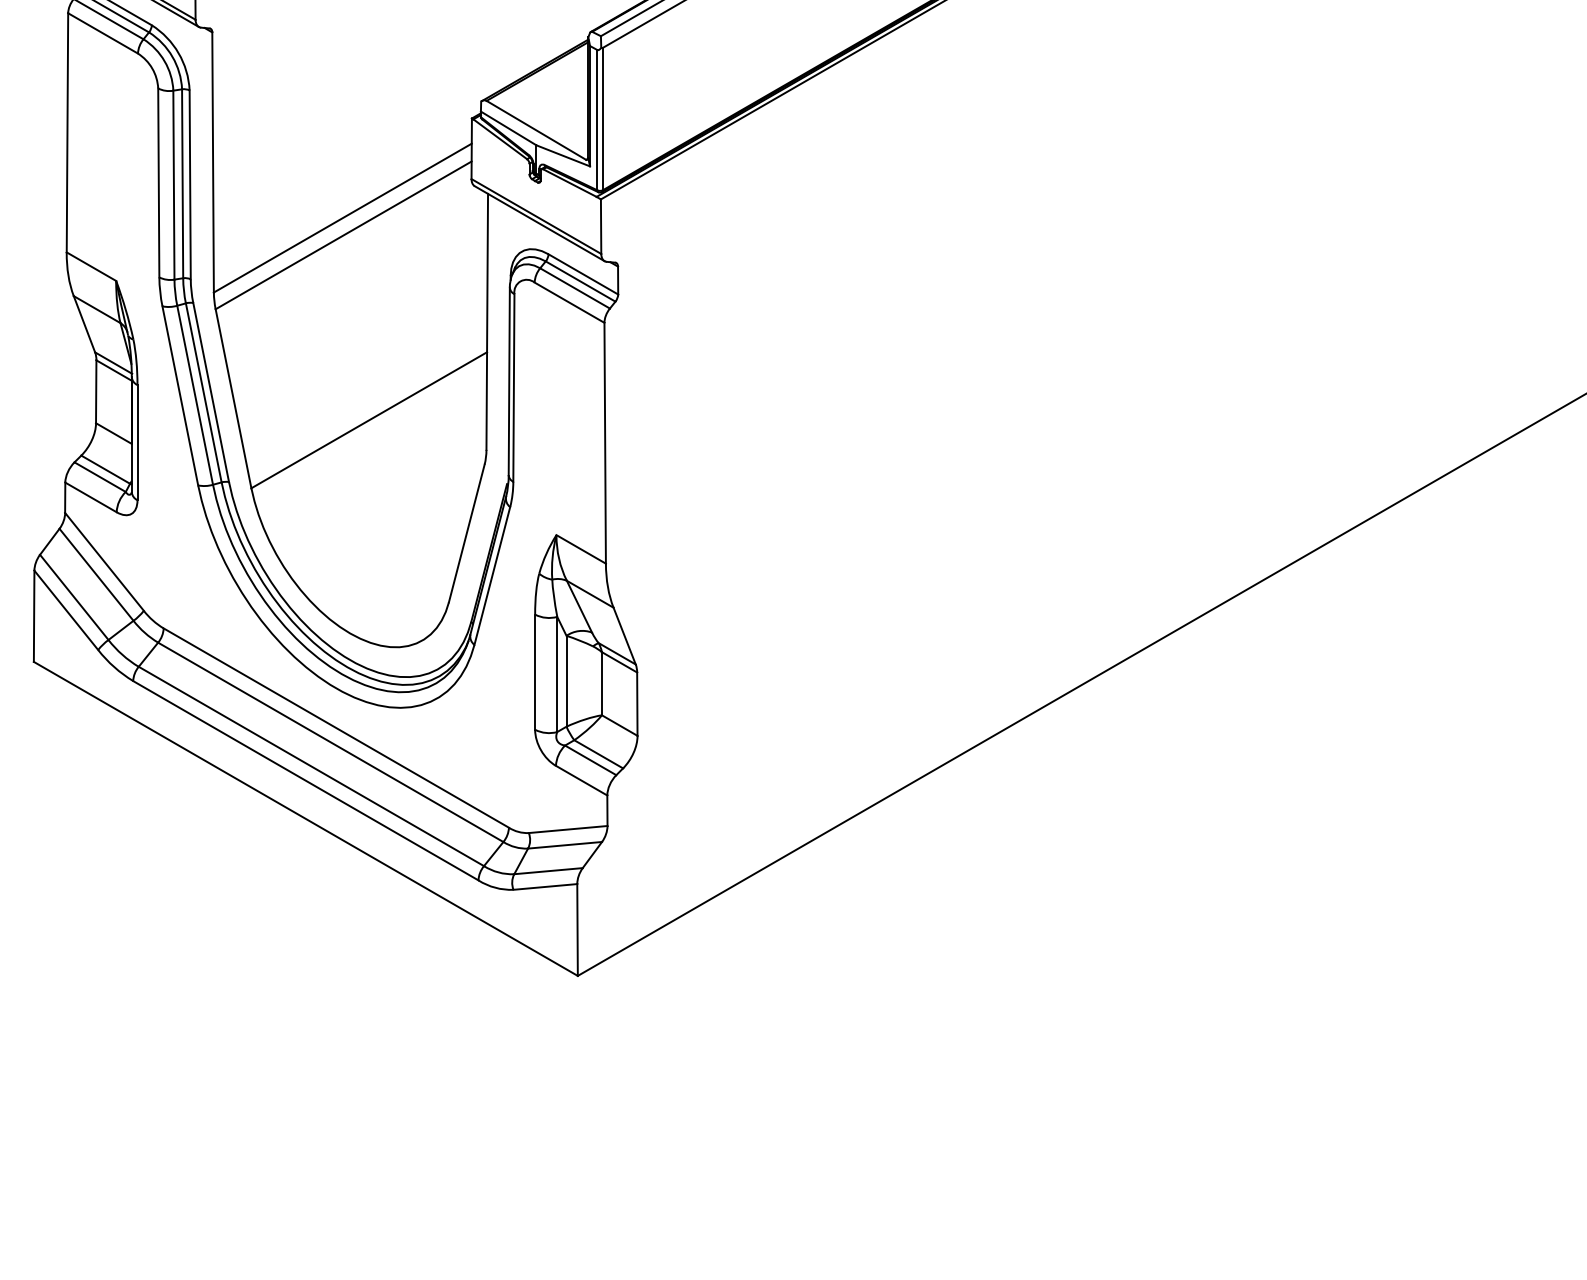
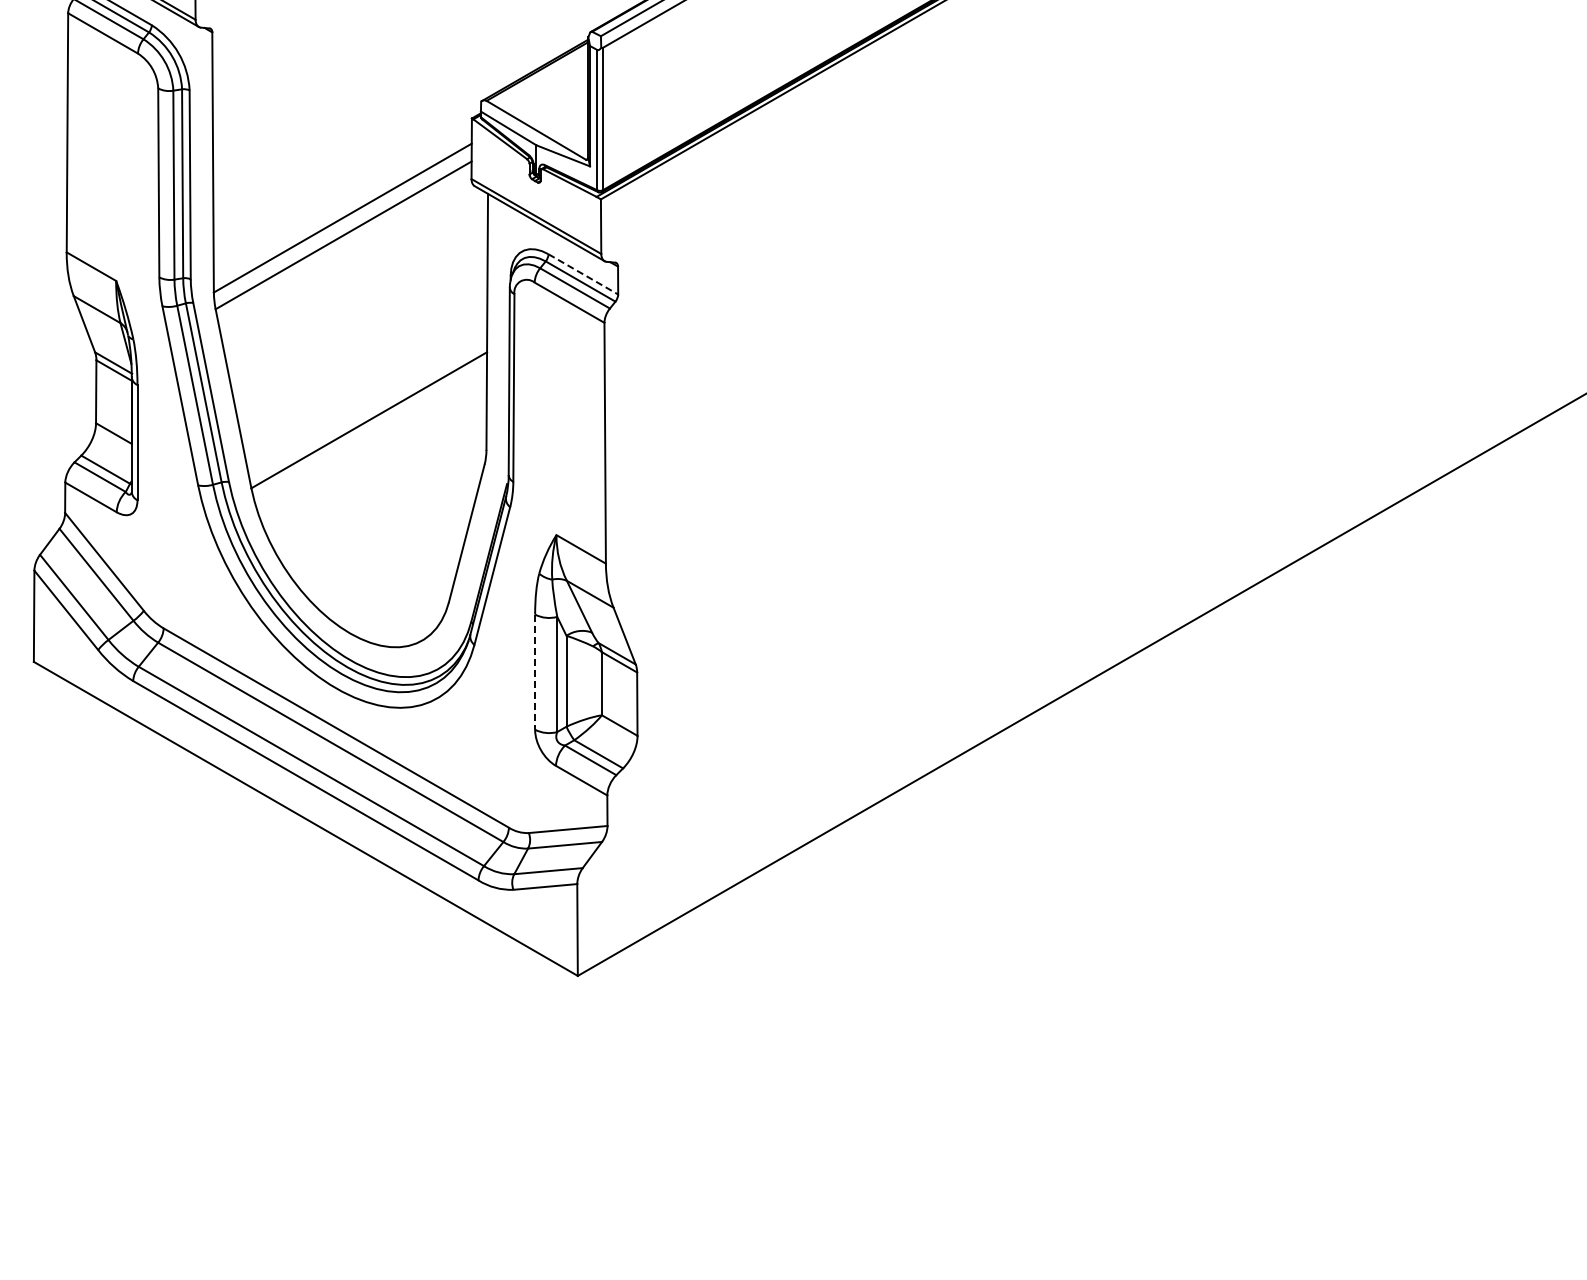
line: solid -> dashed (583, 274)
line: solid -> dashed (535, 672)
